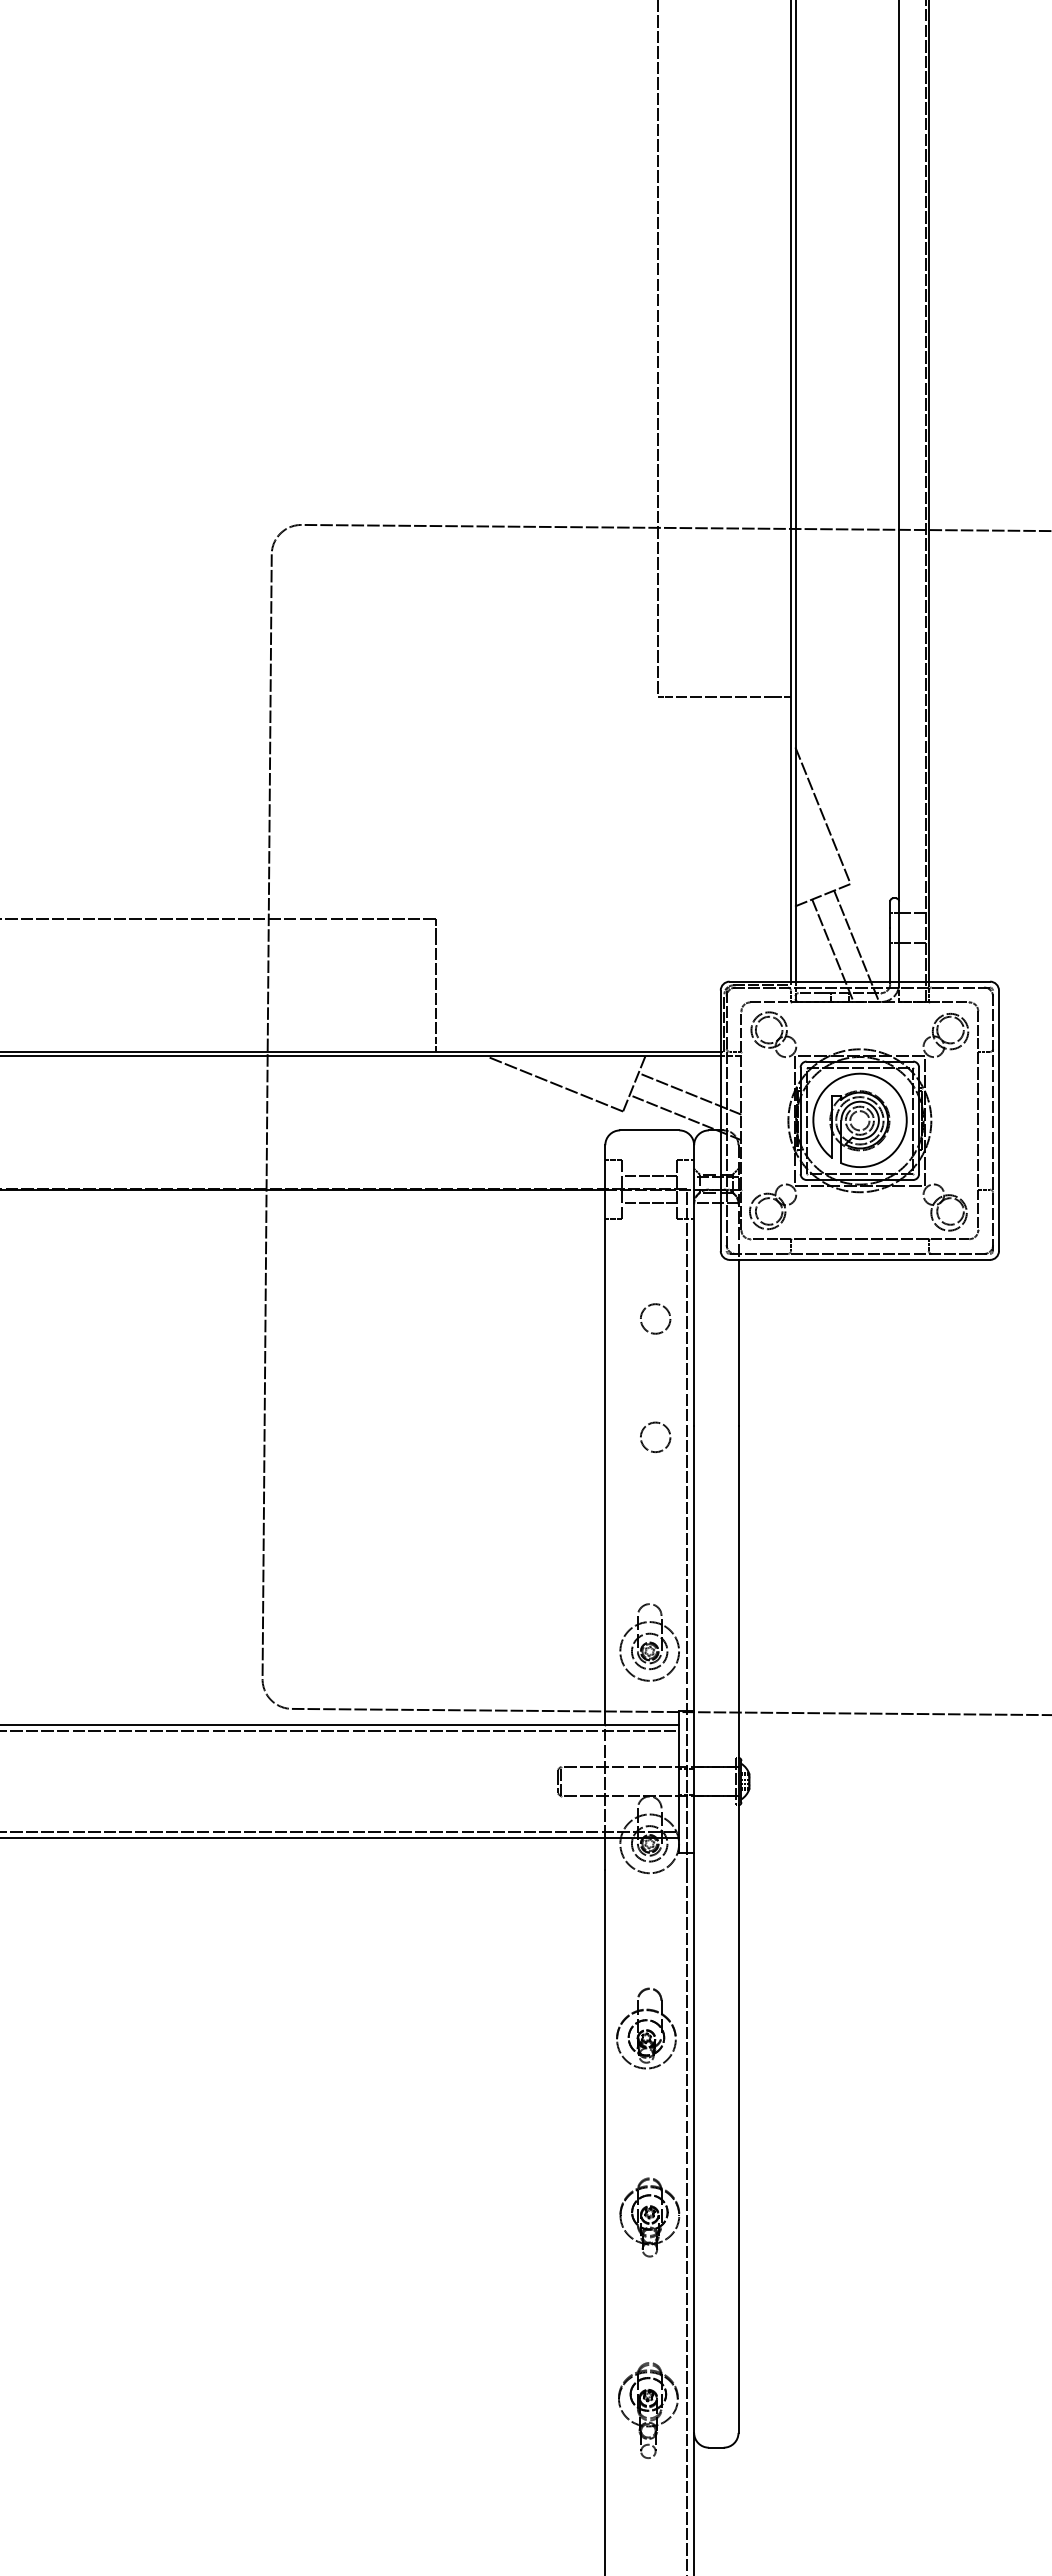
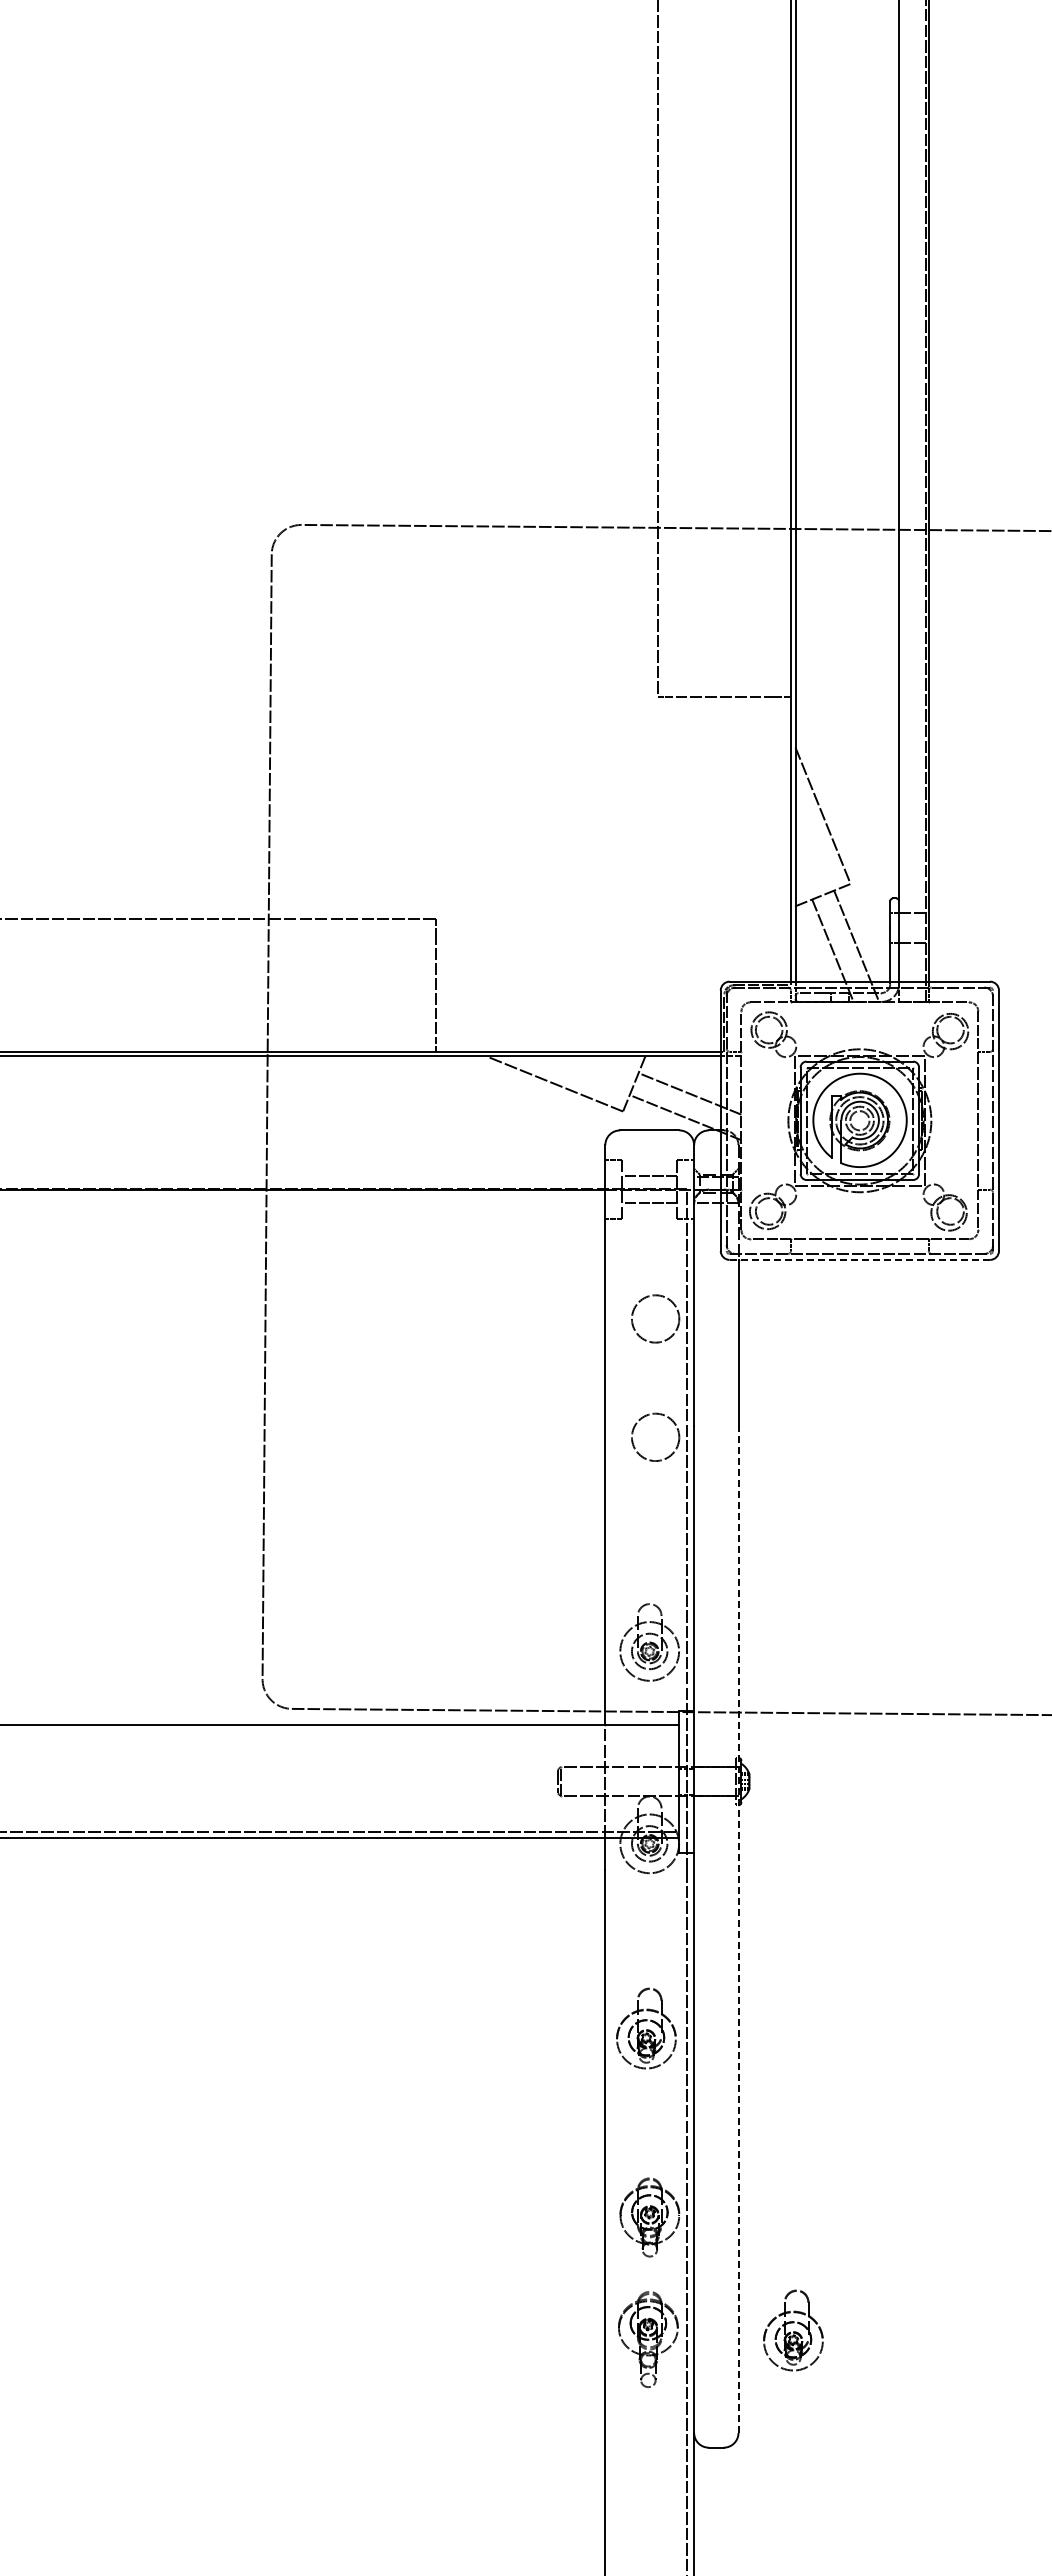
line: solid -> dashed (860, 1259)
circle diameter: 30 px -> 47 px (655, 1318)
circle diameter: 30 px -> 47 px (655, 1437)
line: present -> none (340, 1731)
line: solid -> dashed (738, 1929)
part: none -> present (793, 2330)
part position: (648, 2410) -> (648, 2339) (648, 2339)
